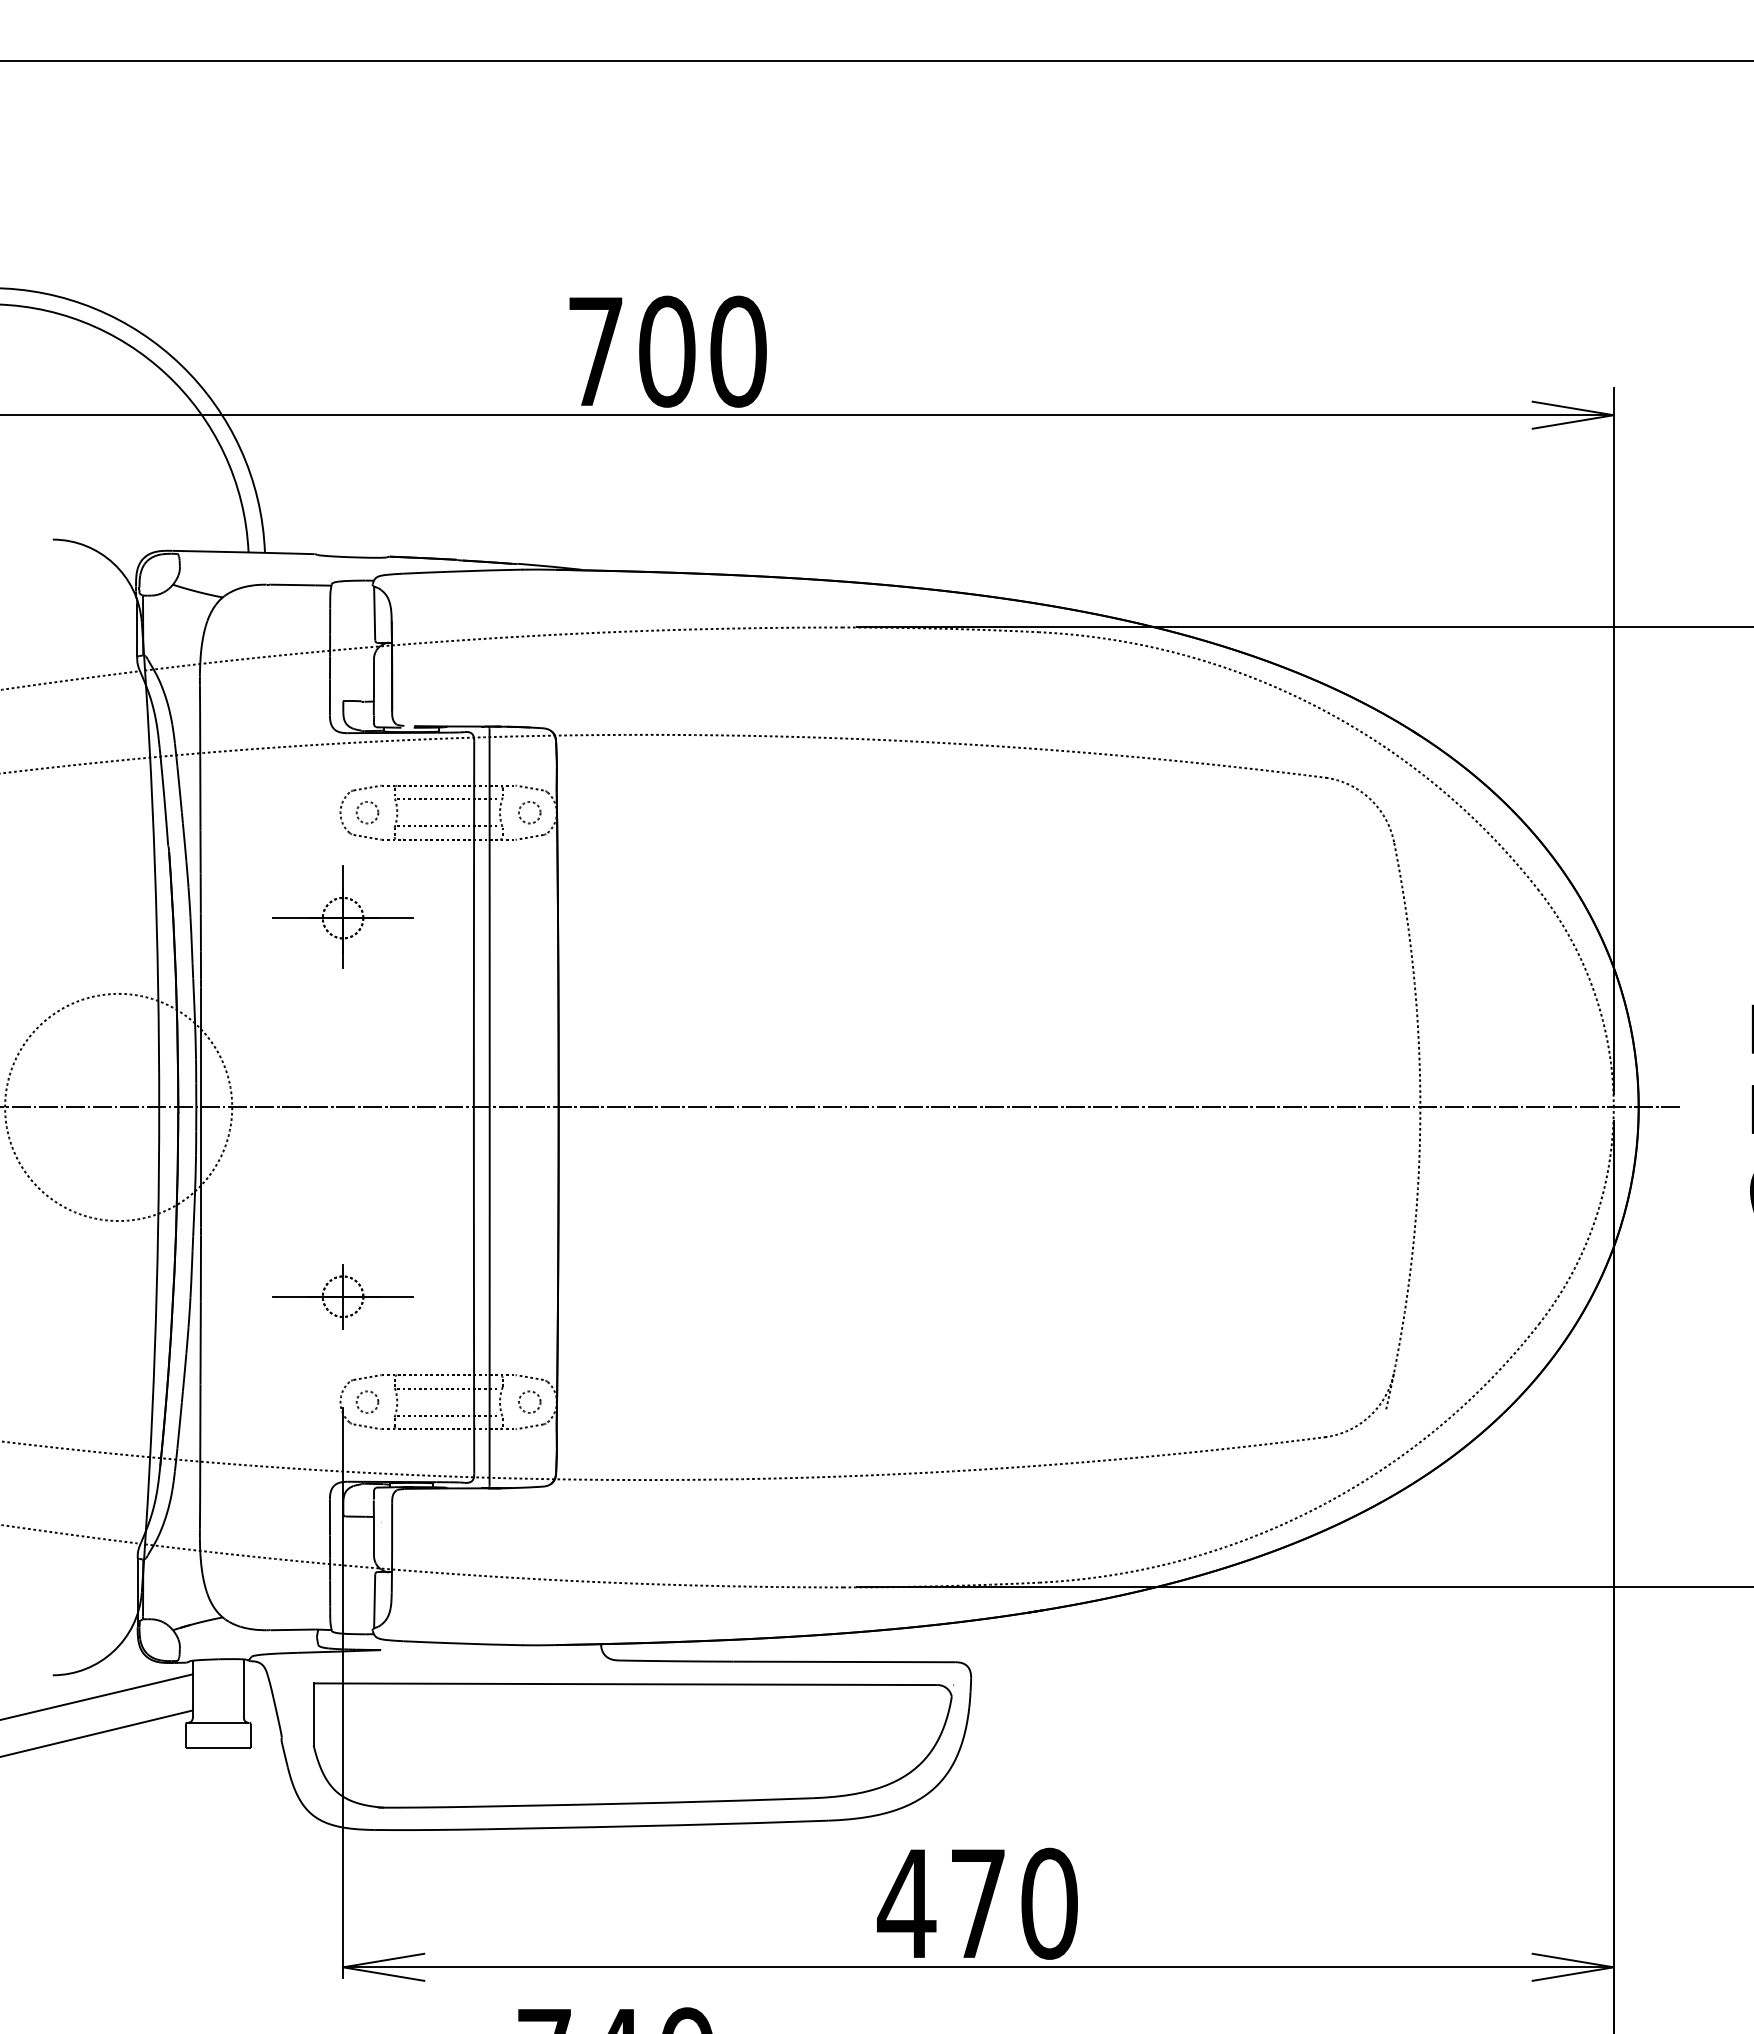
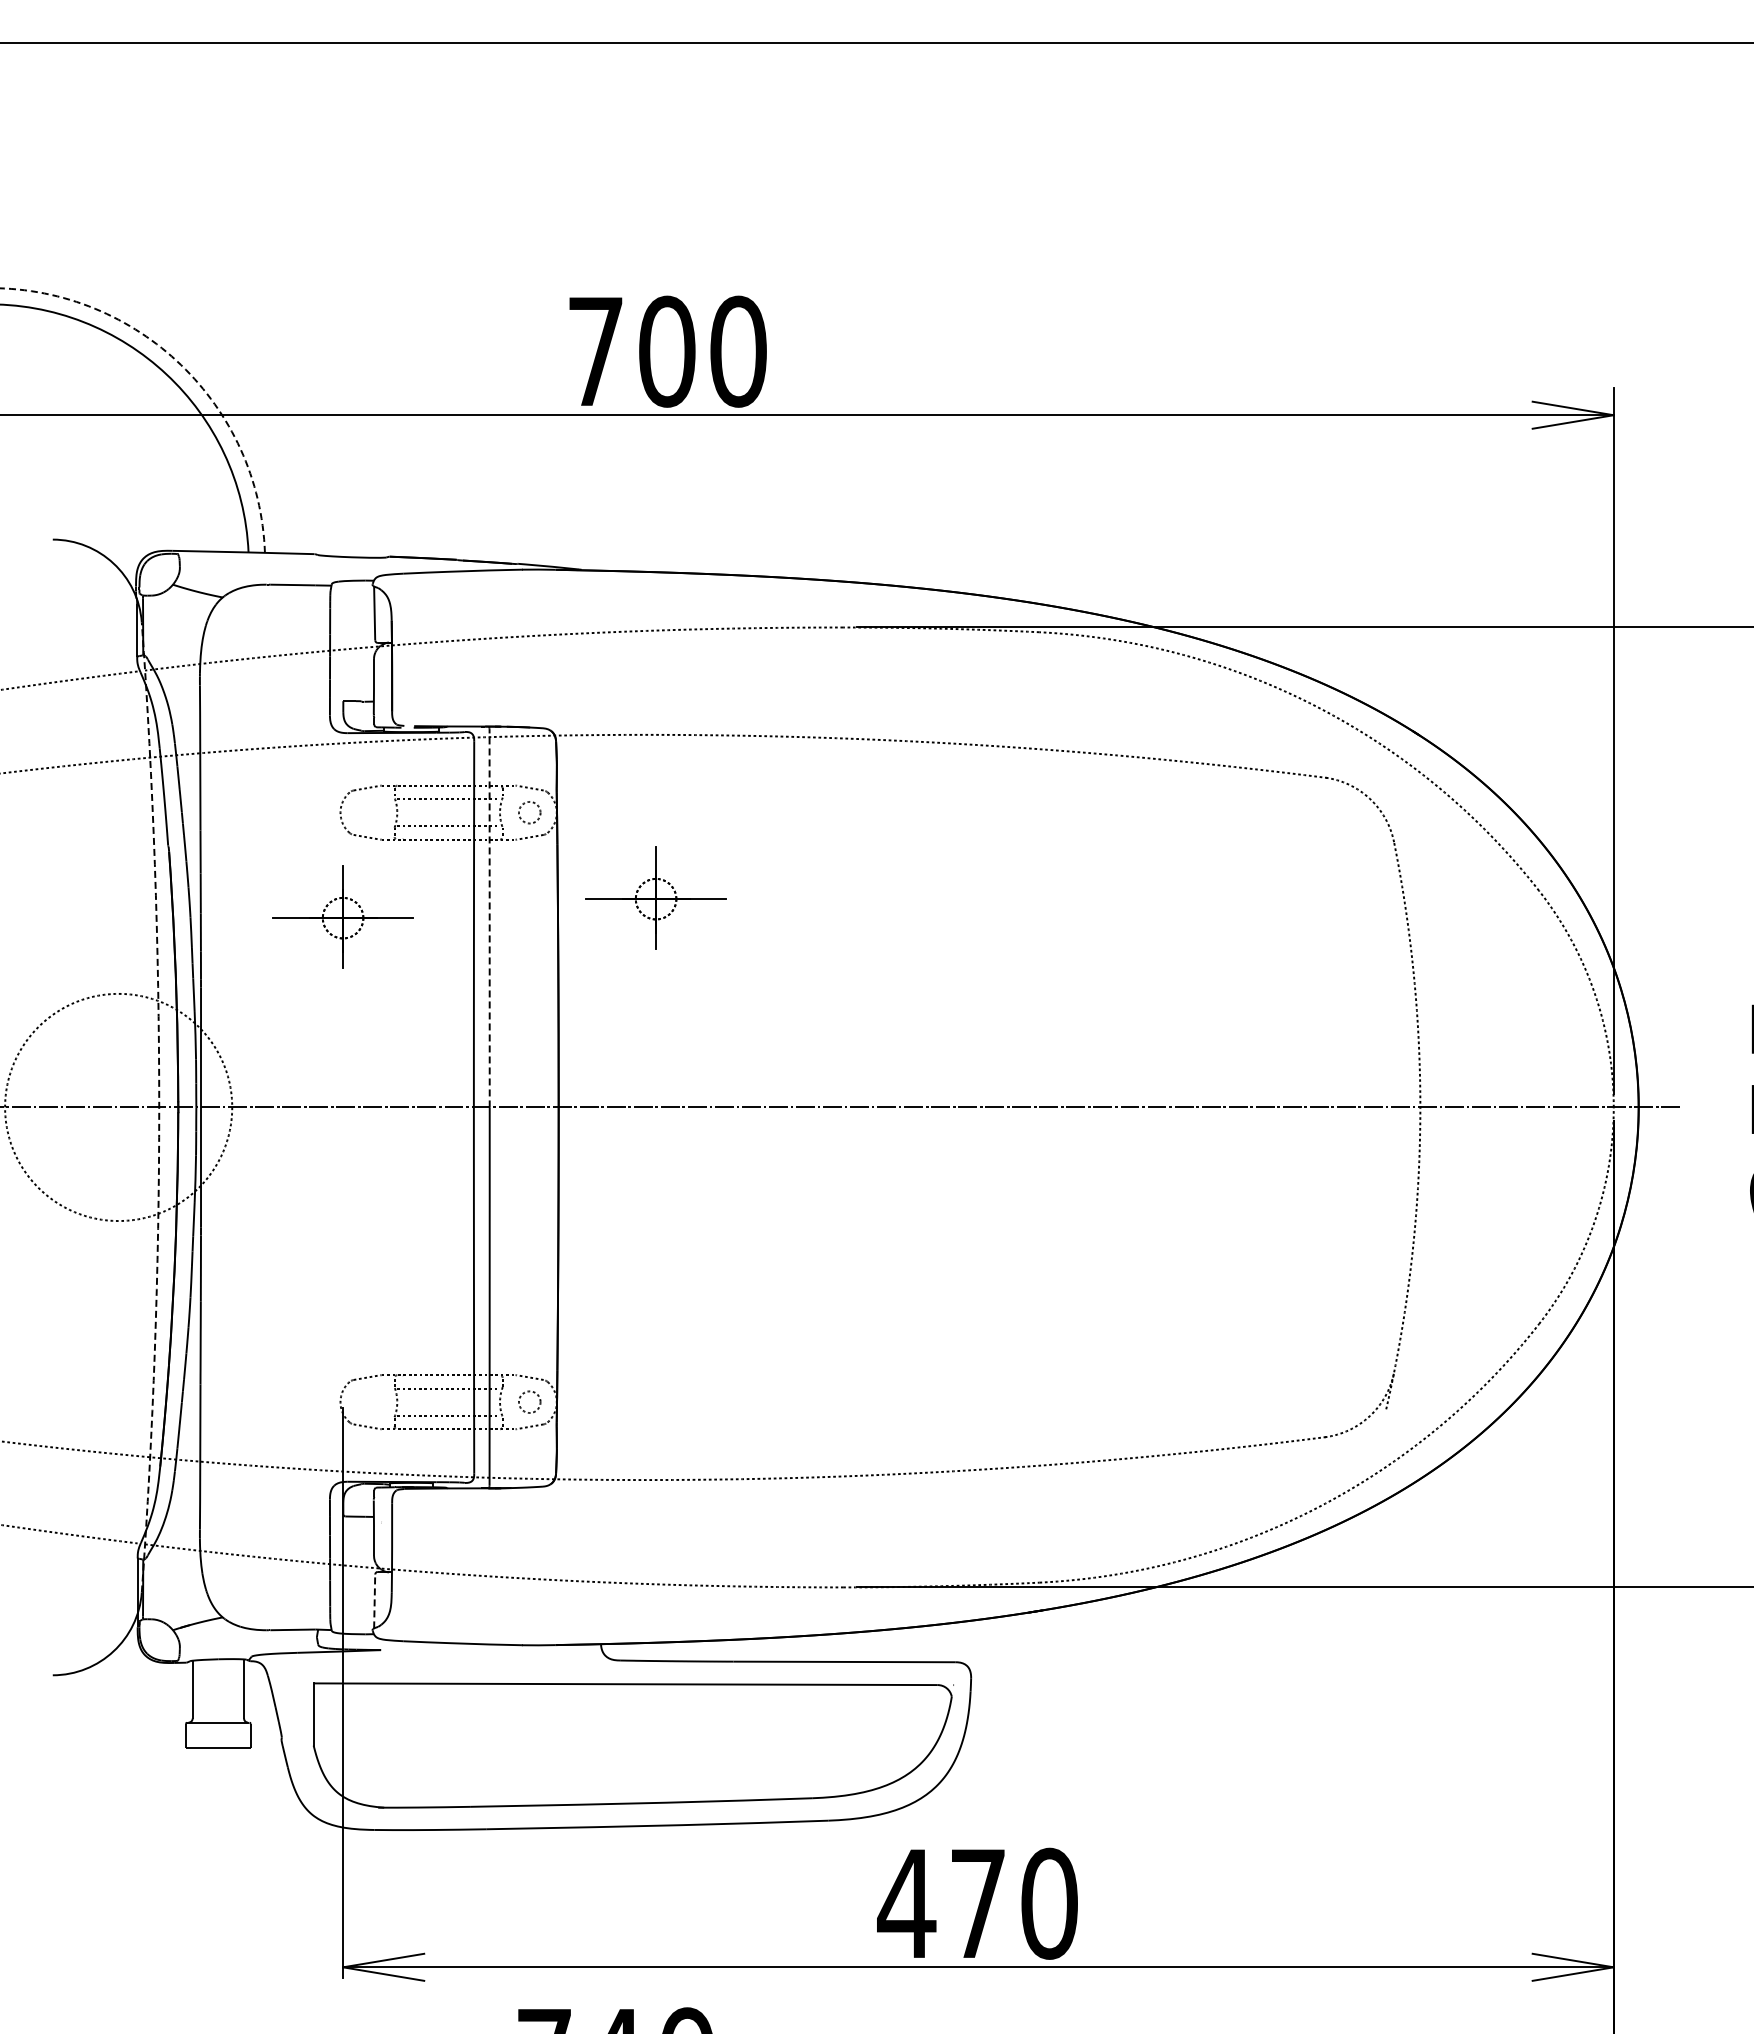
line position: (876, 61) -> (876, 43) (876, 43)
arc: solid -> dashed (183, 367)
circle: present -> none (367, 812)
part: none -> present (655, 897)
line: solid -> dashed (489, 917)
arc: solid -> dashed (159, 1107)
part: present -> none (342, 1296)
circle: present -> none (367, 1401)
line: solid -> dashed (374, 1601)
line: present -> none (97, 1696)
line: present -> none (96, 1733)
